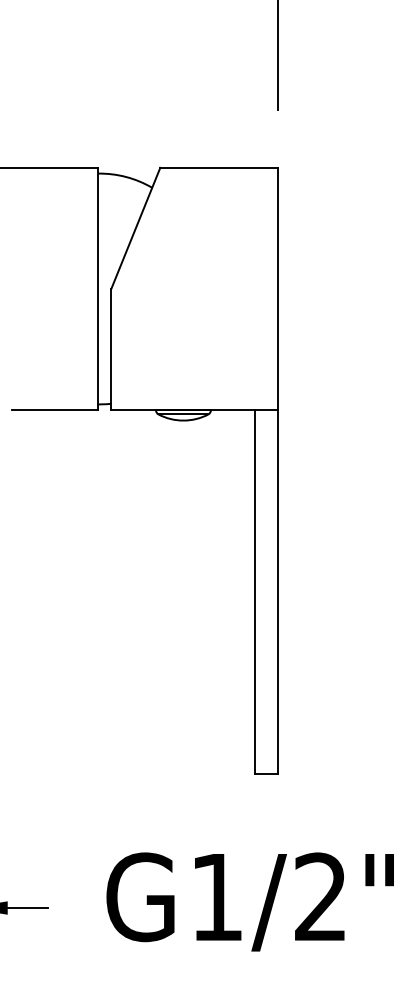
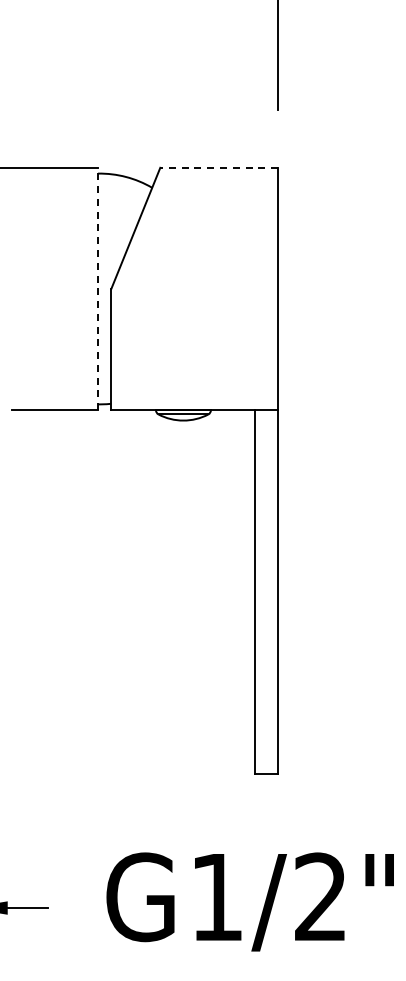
line: solid -> dashed (219, 167)
line: solid -> dashed (98, 288)
